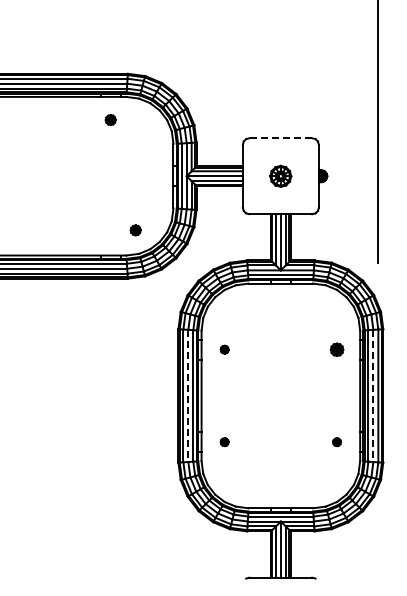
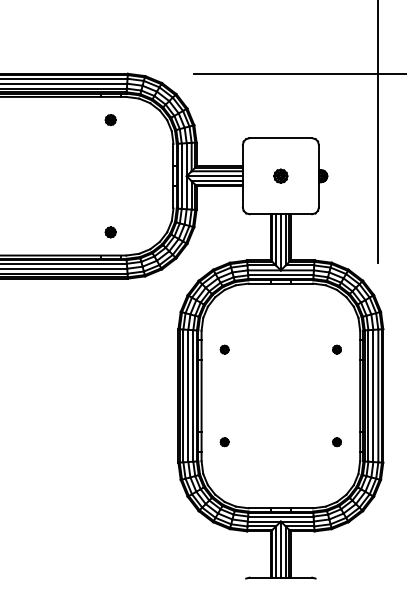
line: none -> present (298, 73)
line: dashed -> solid (280, 138)
part size: 24x24 px -> 16x16 px (280, 175)
part position: (135, 230) -> (110, 232) (110, 232)
part size: 16x15 px -> 10x11 px (336, 349)
line: dashed -> solid (188, 396)
line: dashed -> solid (373, 396)
